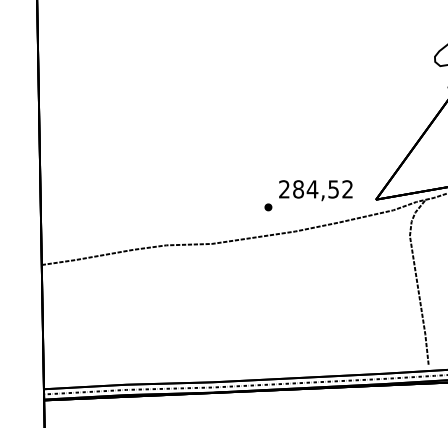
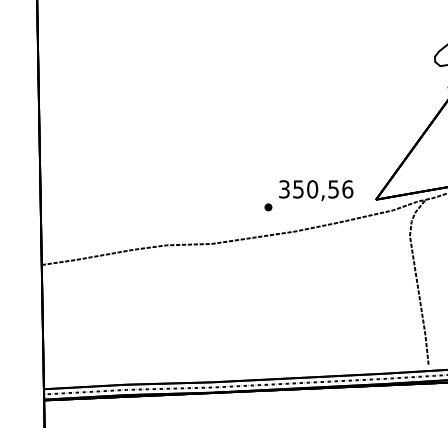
text: 284,52 -> 350,56 (316, 189)
